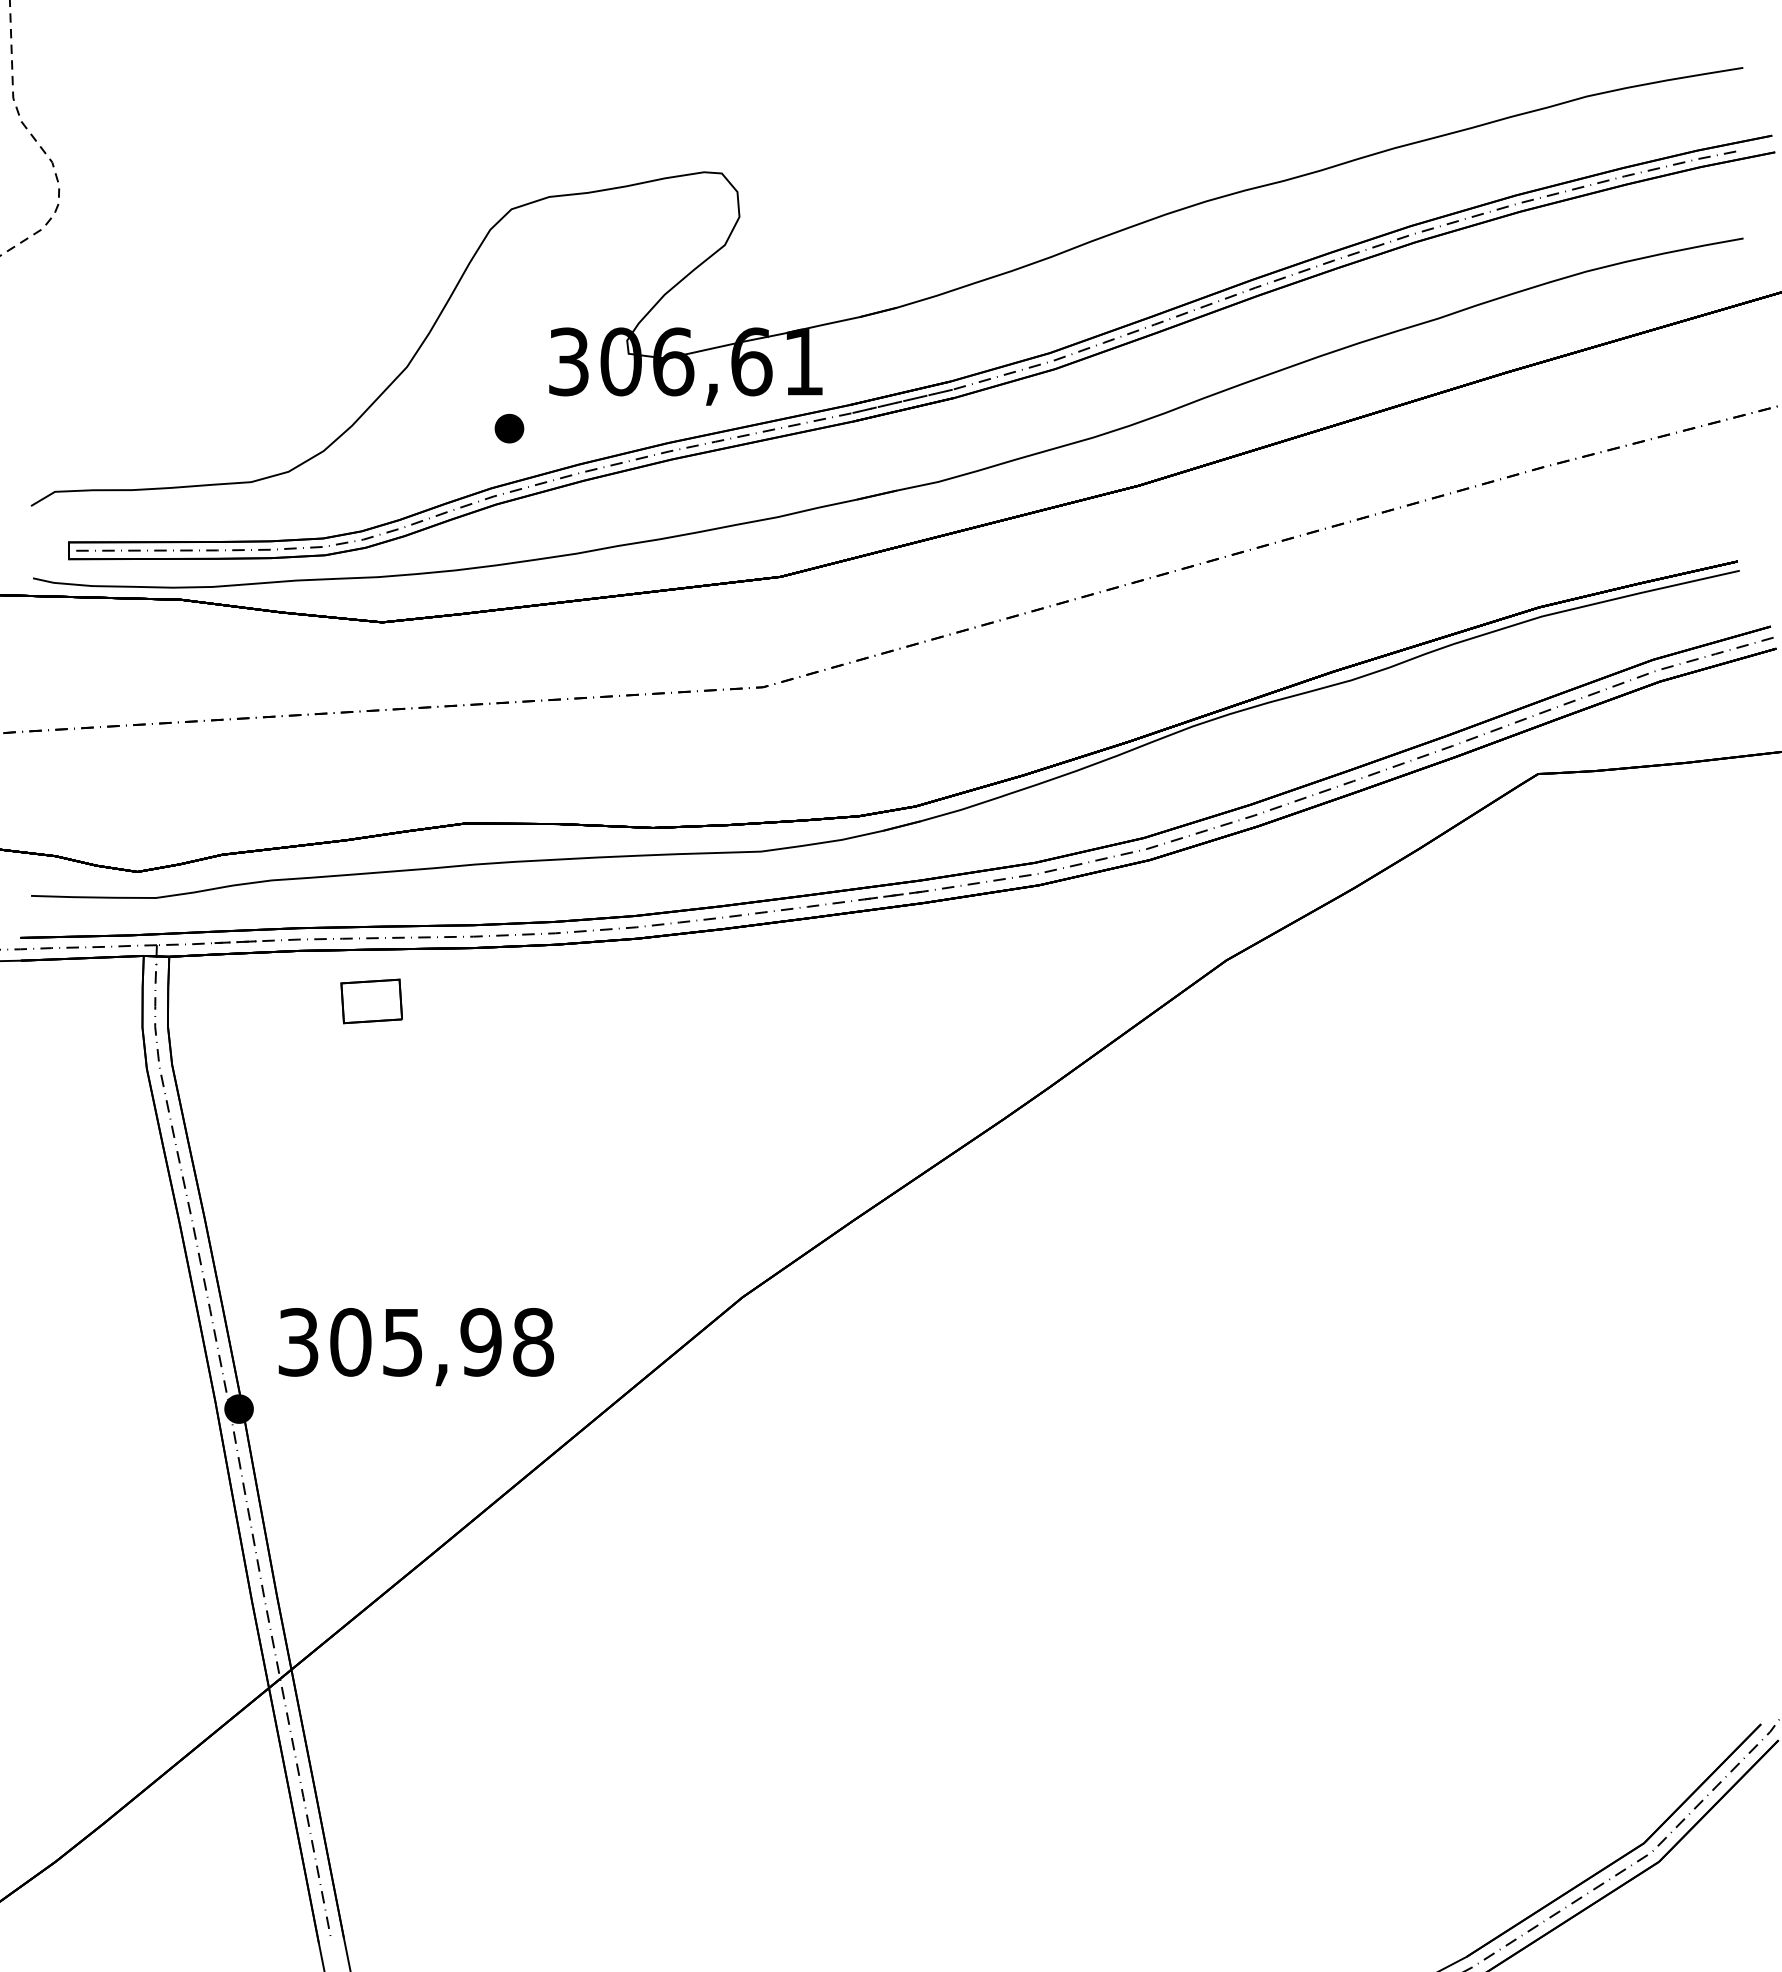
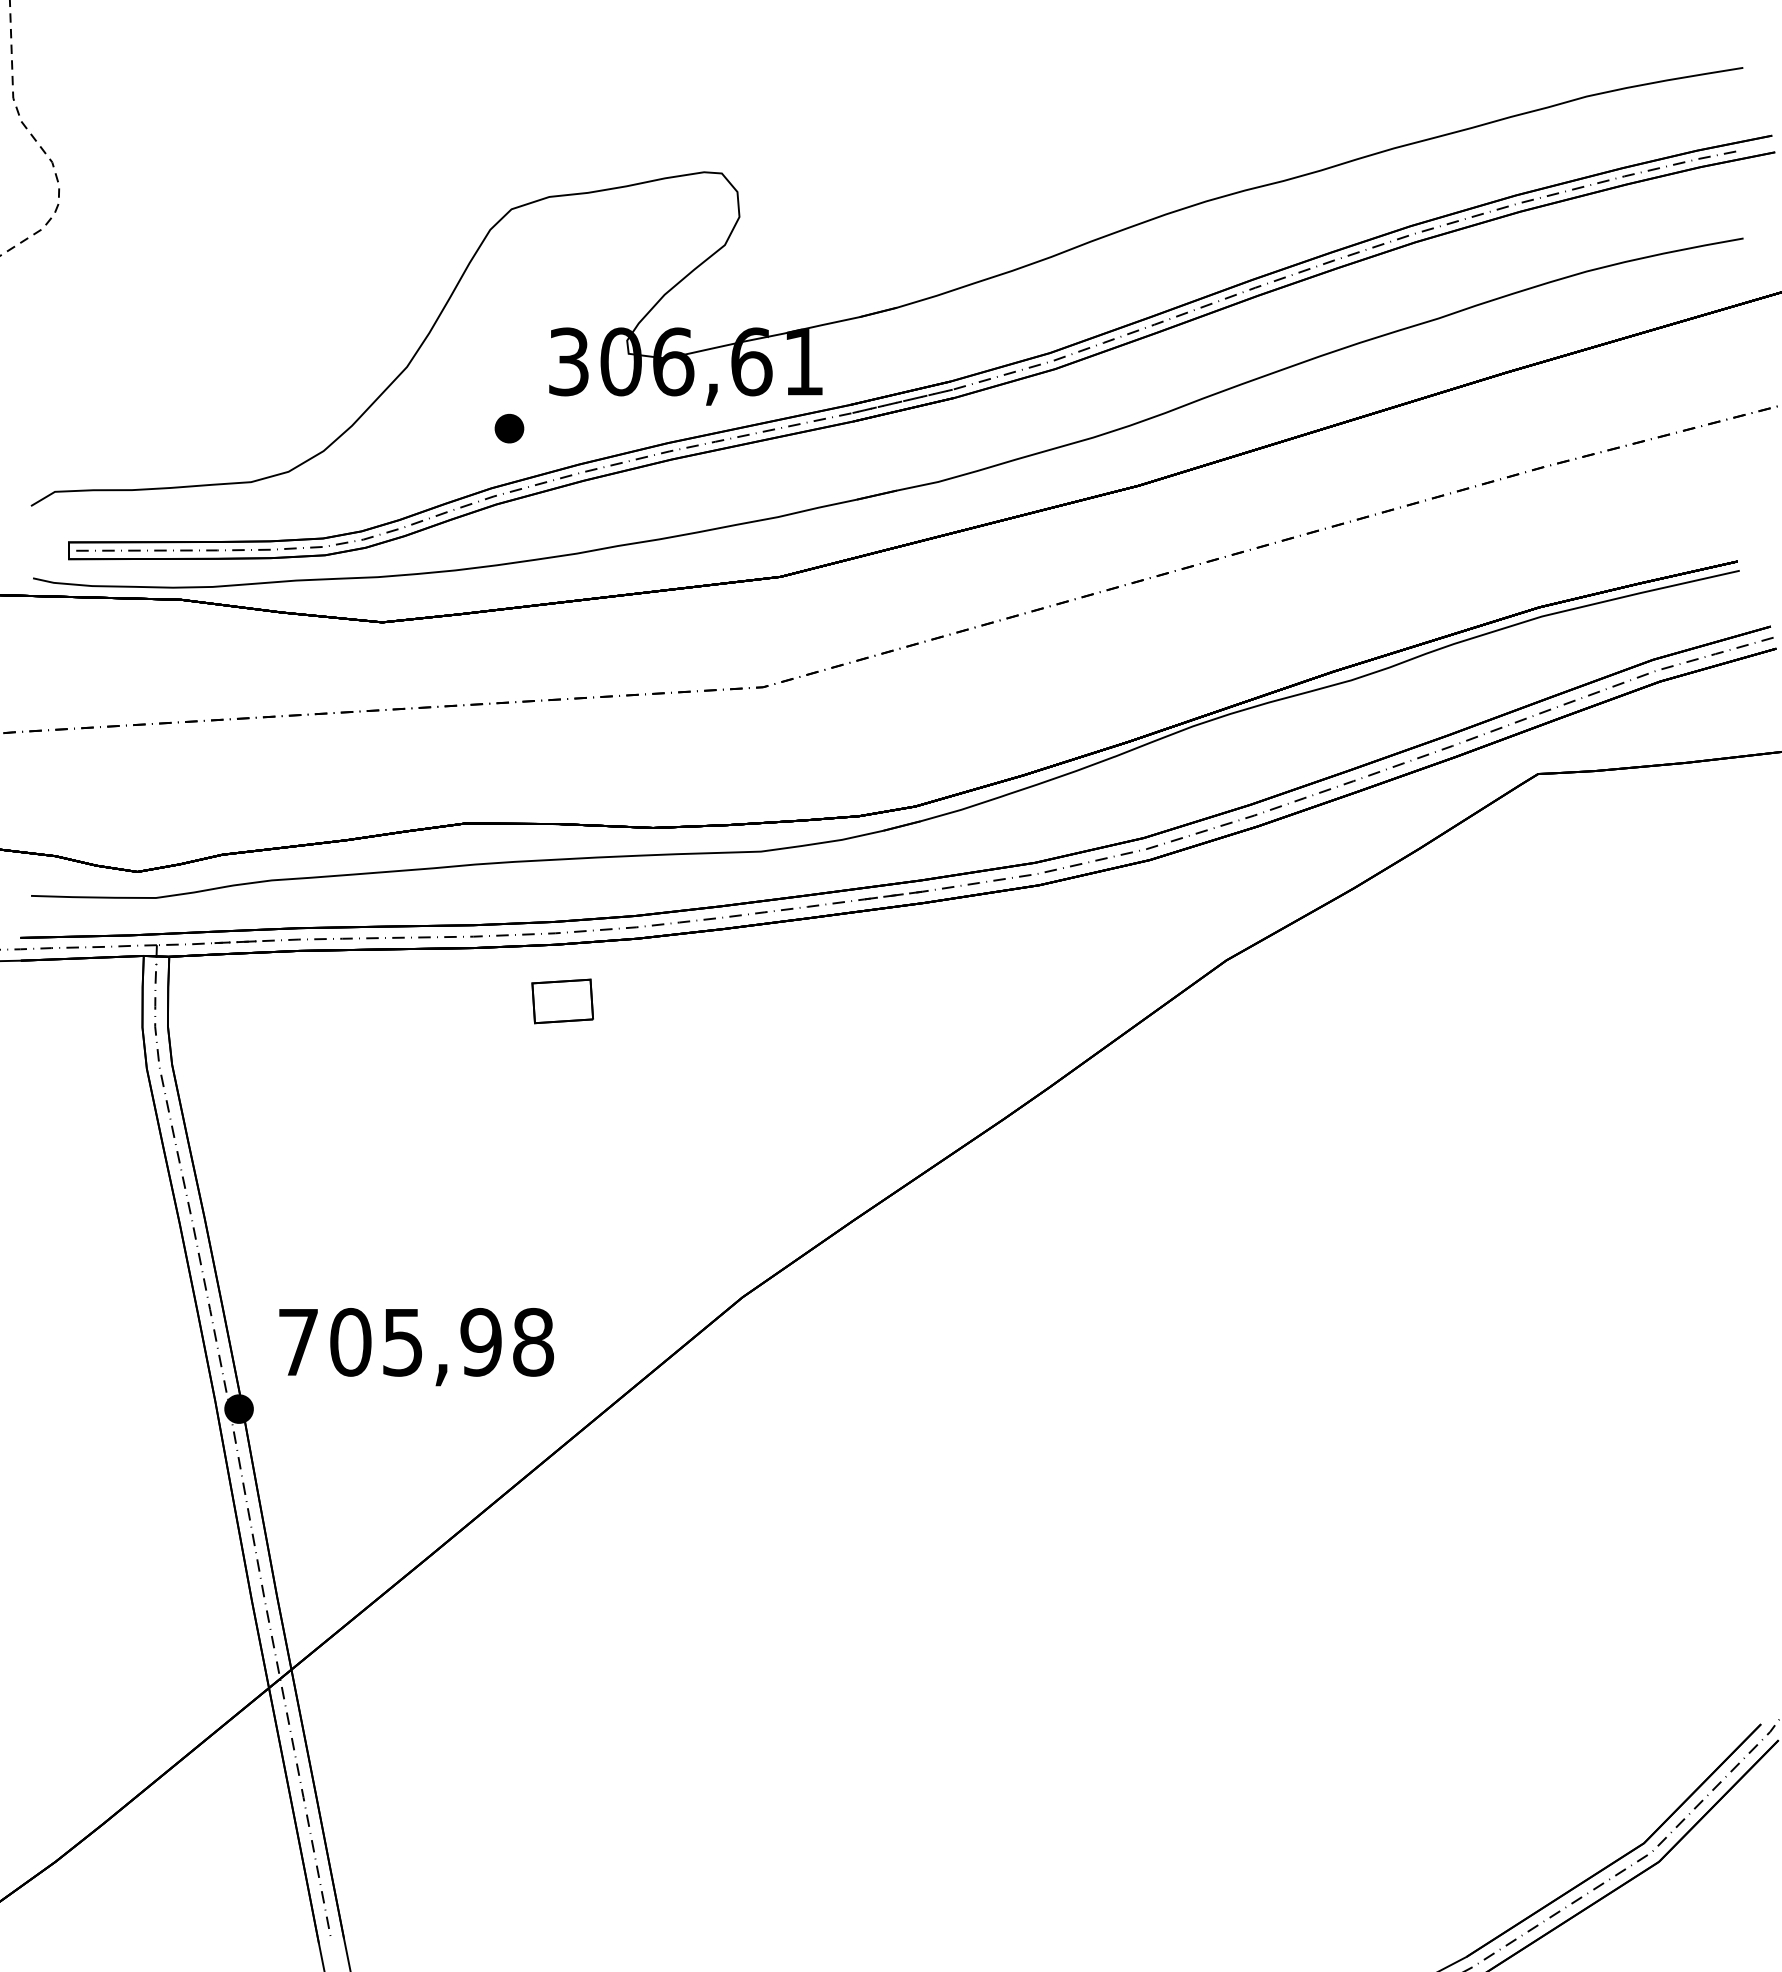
part position: (371, 1001) -> (562, 1001) (562, 1001)
text: 305,98 -> 705,98 (298, 1342)
